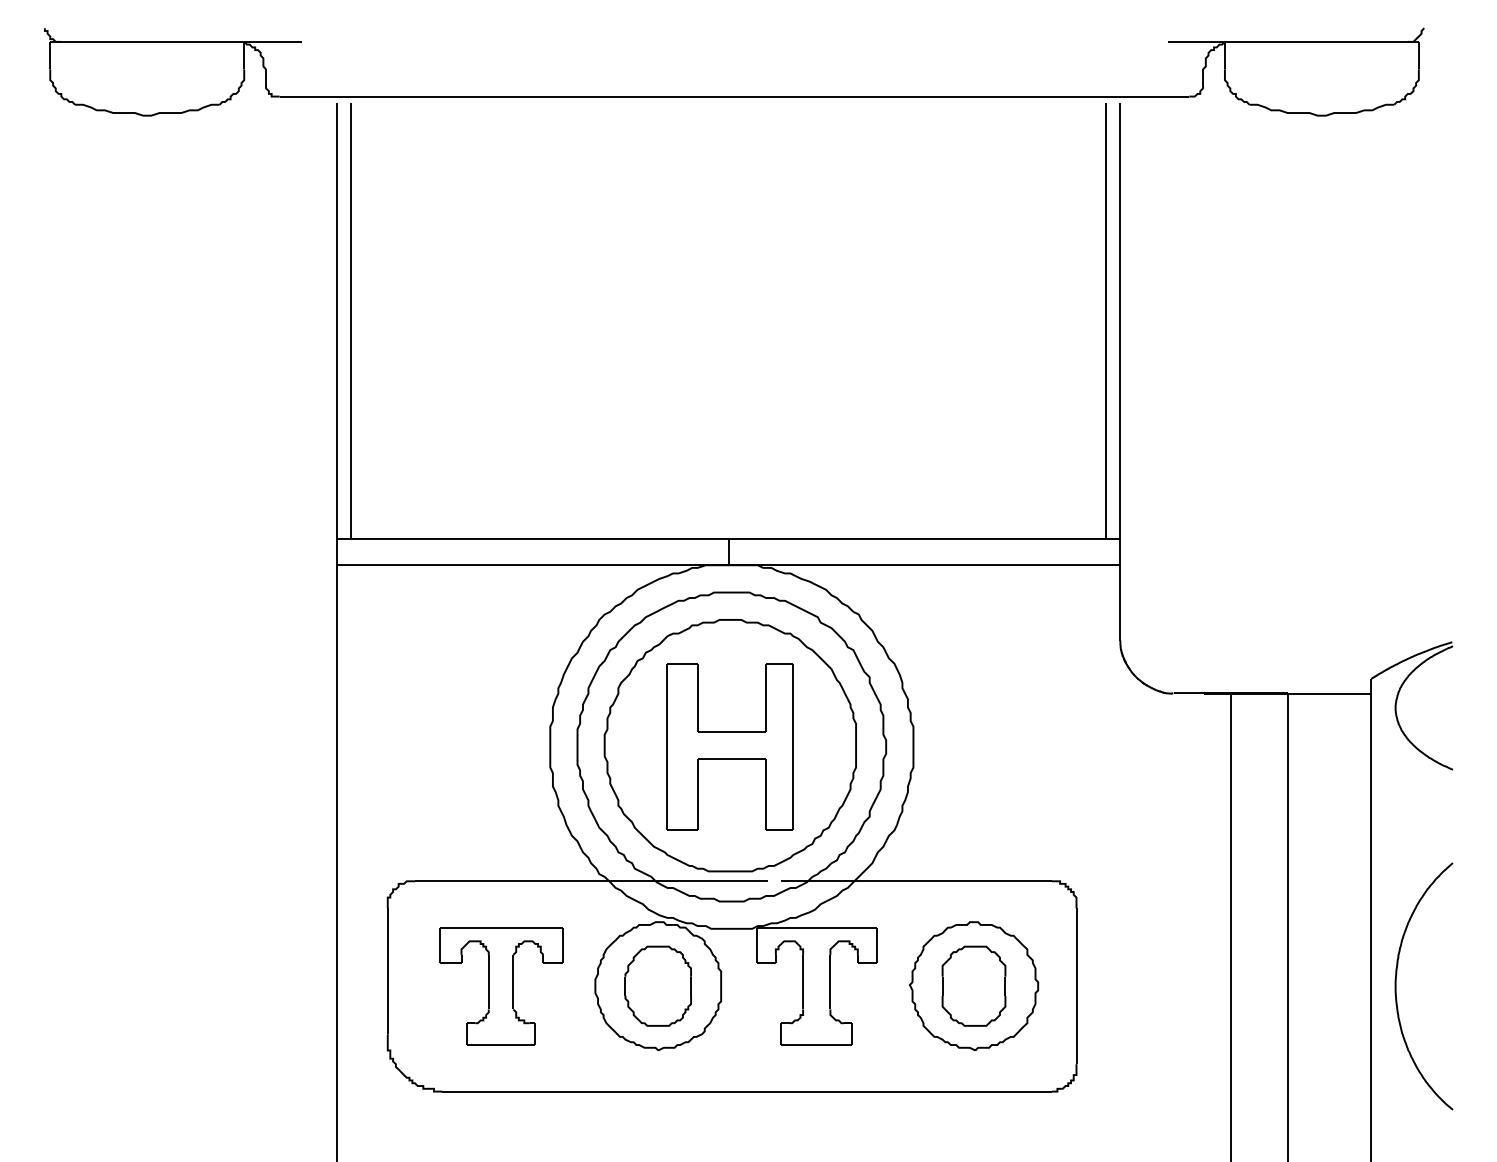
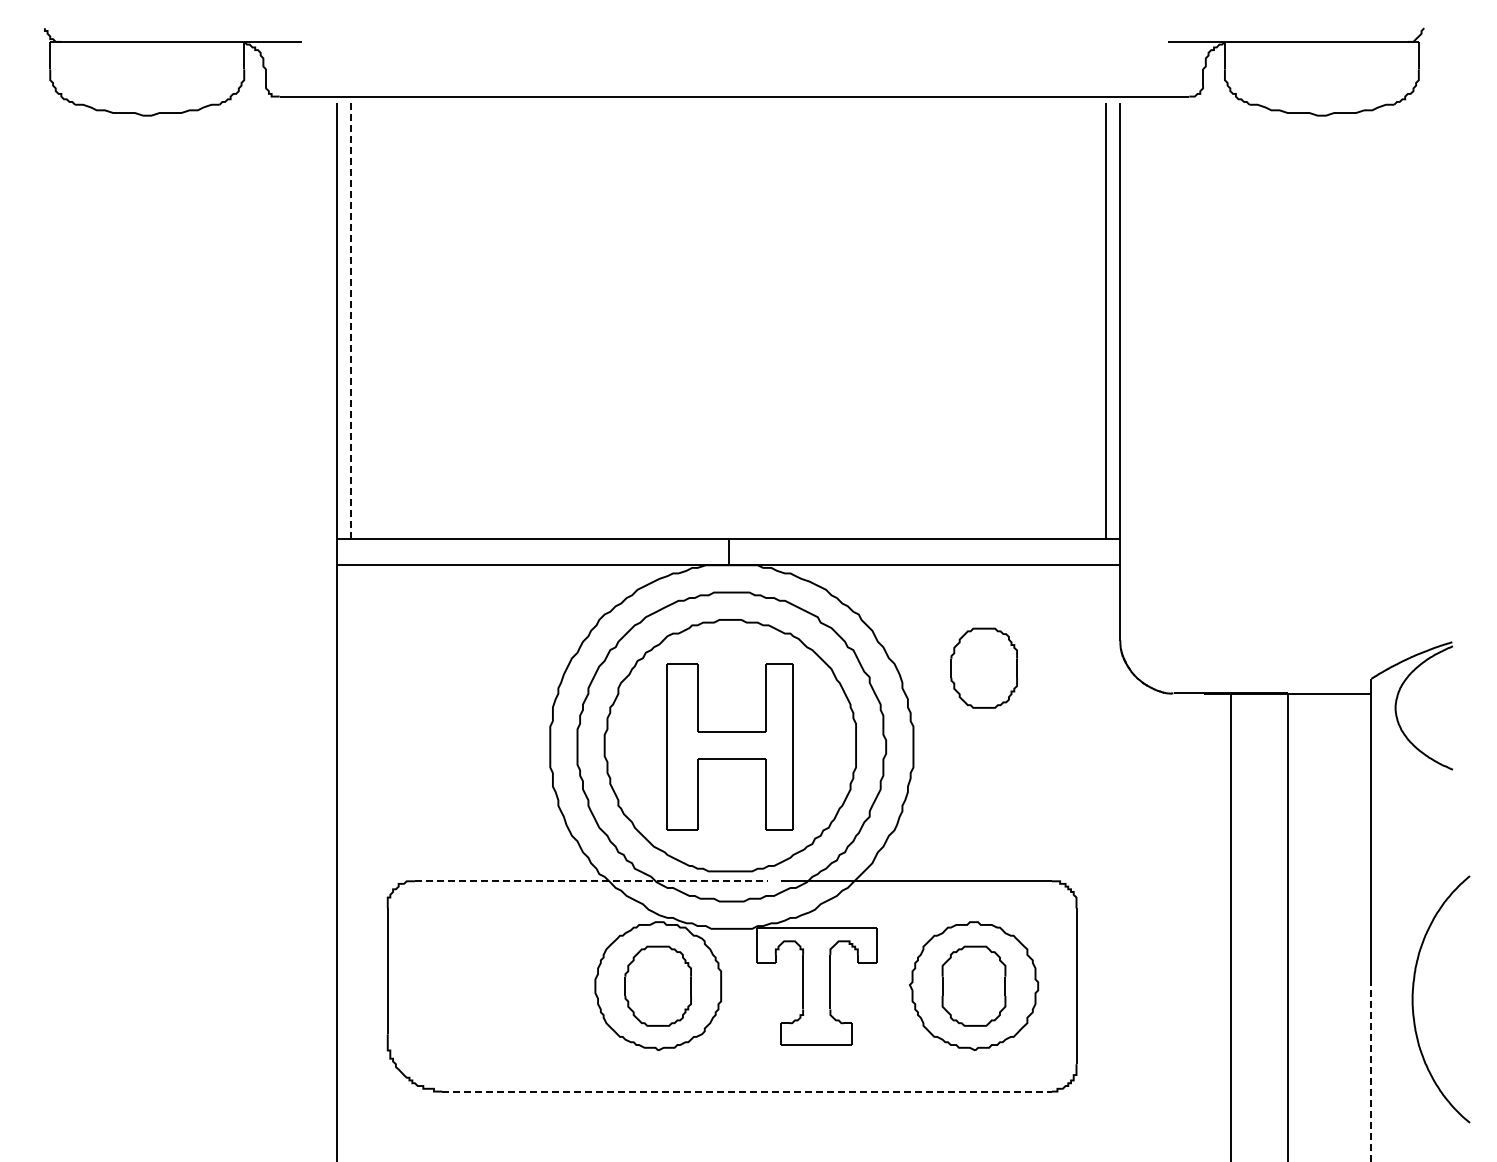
line: solid -> dashed (351, 321)
part: none -> present (983, 667)
line: solid -> dashed (591, 881)
part: present -> none (501, 986)
curve position: (1396, 986) -> (1413, 999) (1413, 999)
line: solid -> dashed (1371, 1073)
line: solid -> dashed (747, 1091)
